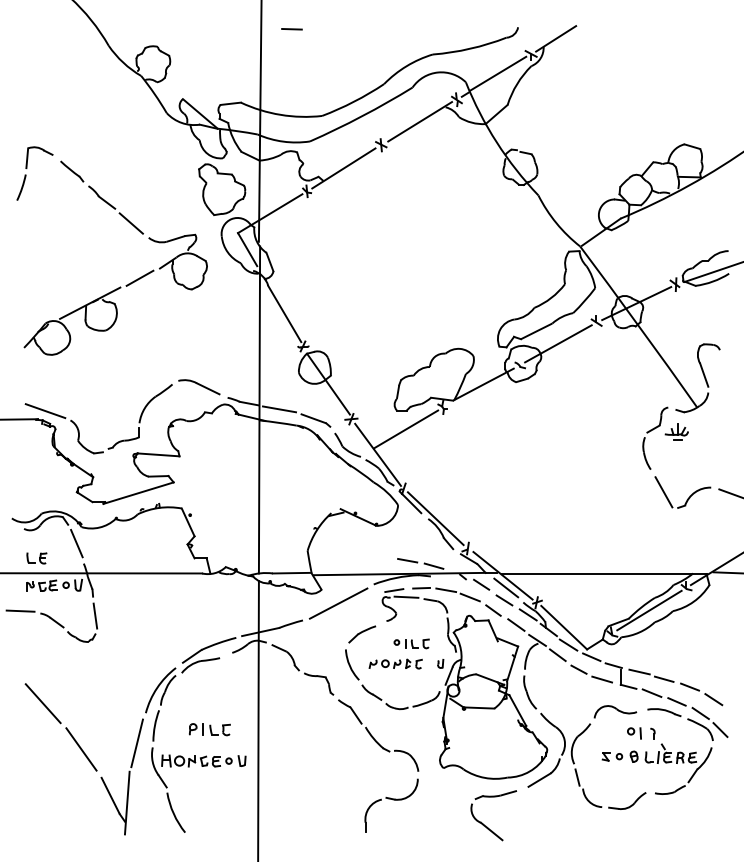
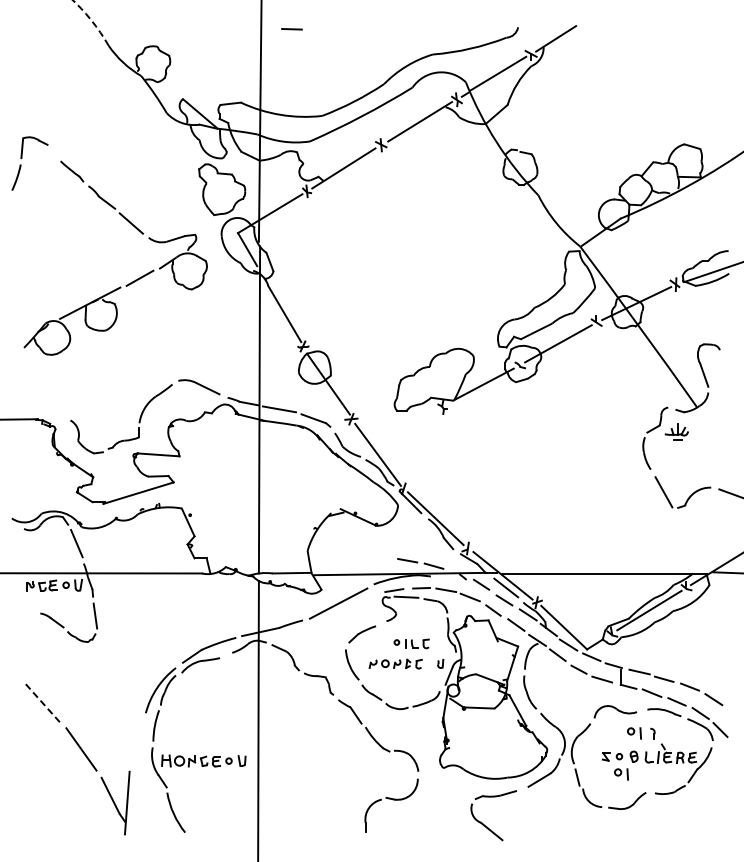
arc: solid -> dashed (91, 20)
part position: (26, 174) -> (21, 164) (21, 164)
line: present -> none (45, 411)
line: present -> none (406, 429)
part: present -> none (36, 558)
line: present -> none (20, 610)
line: solid -> dashed (43, 704)
part: present -> none (209, 729)
line: present -> none (136, 743)
part: none -> present (621, 774)
